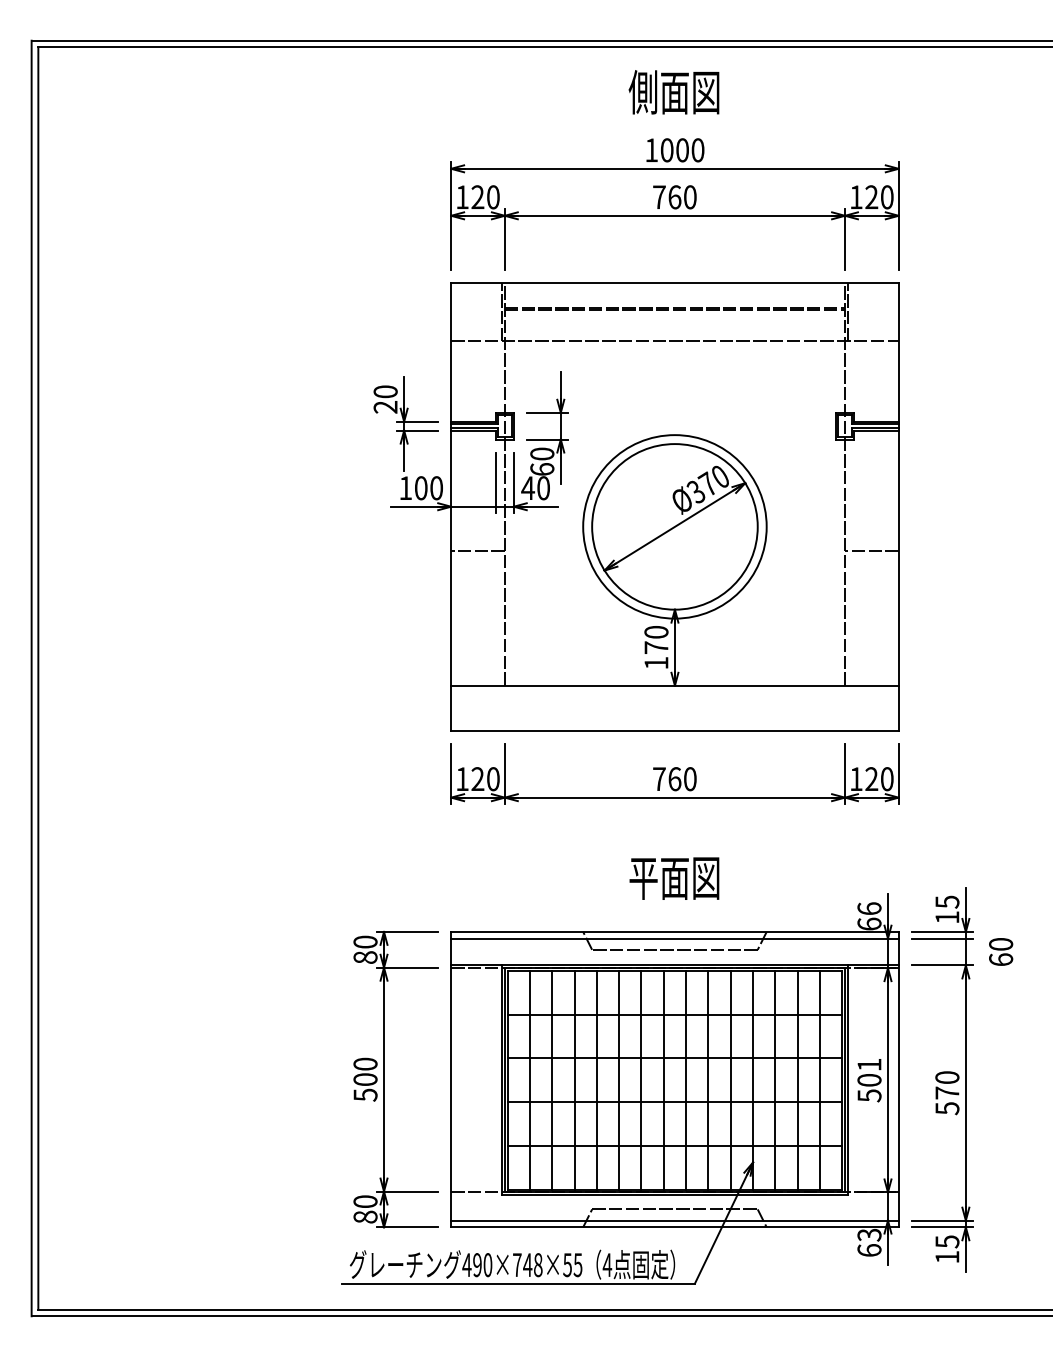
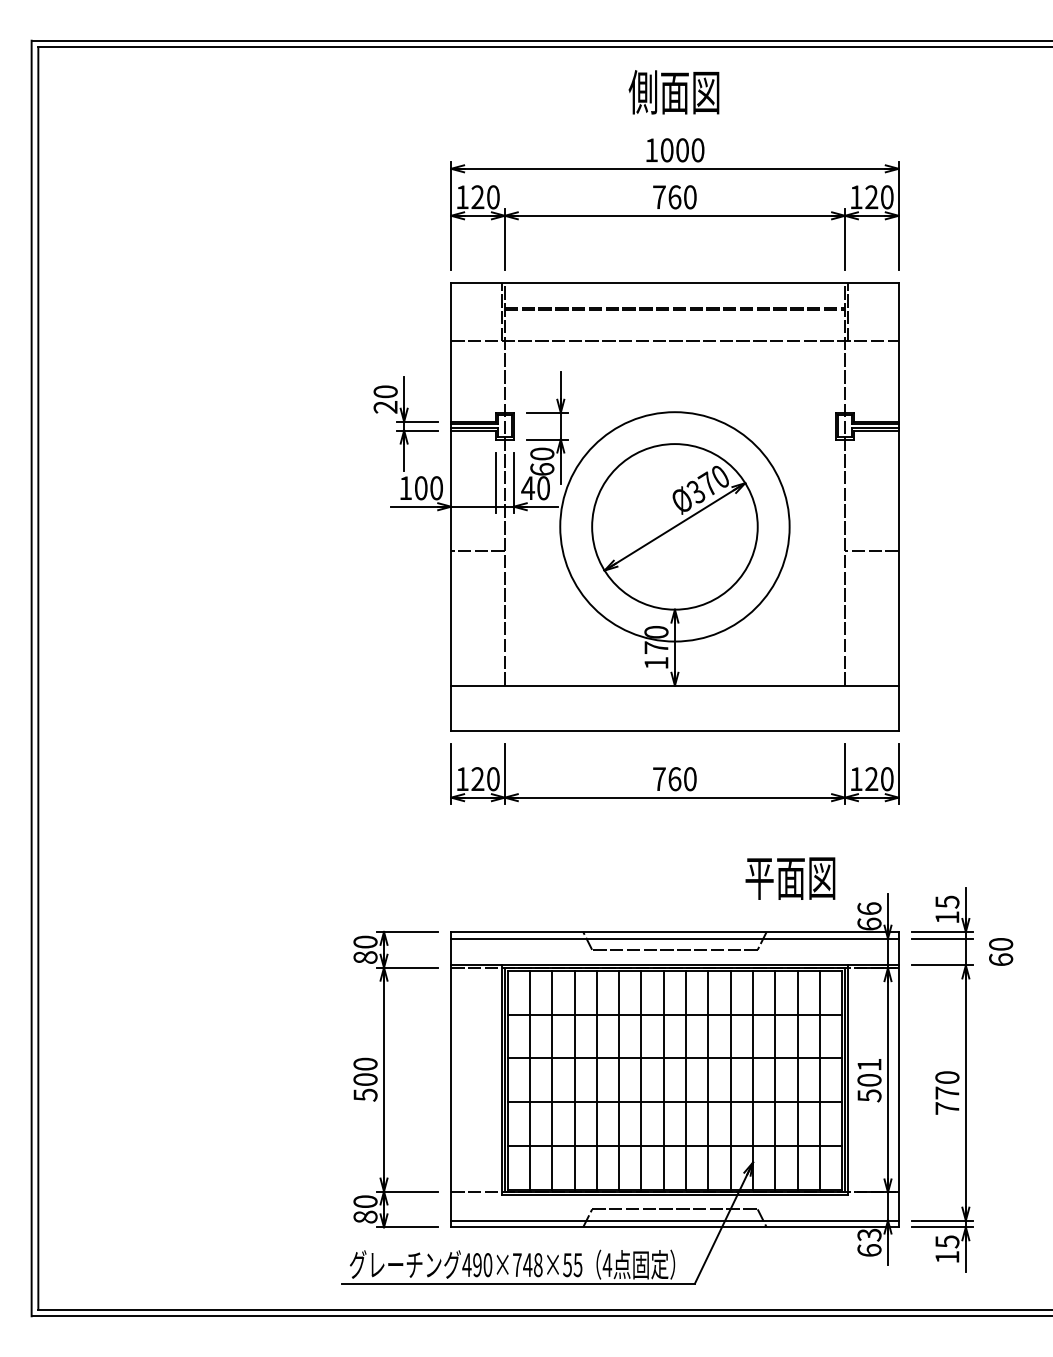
circle diameter: 184 px -> 229 px (674, 526)
text position: (674, 878) -> (790, 878) (790, 878)
text: 570 -> 770 (947, 1108)
